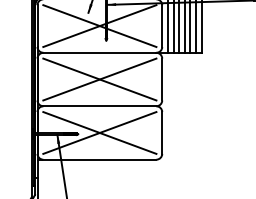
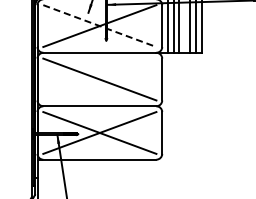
line: solid -> dashed (100, 26)
line: present -> none (184, 27)
line: present -> none (99, 79)
